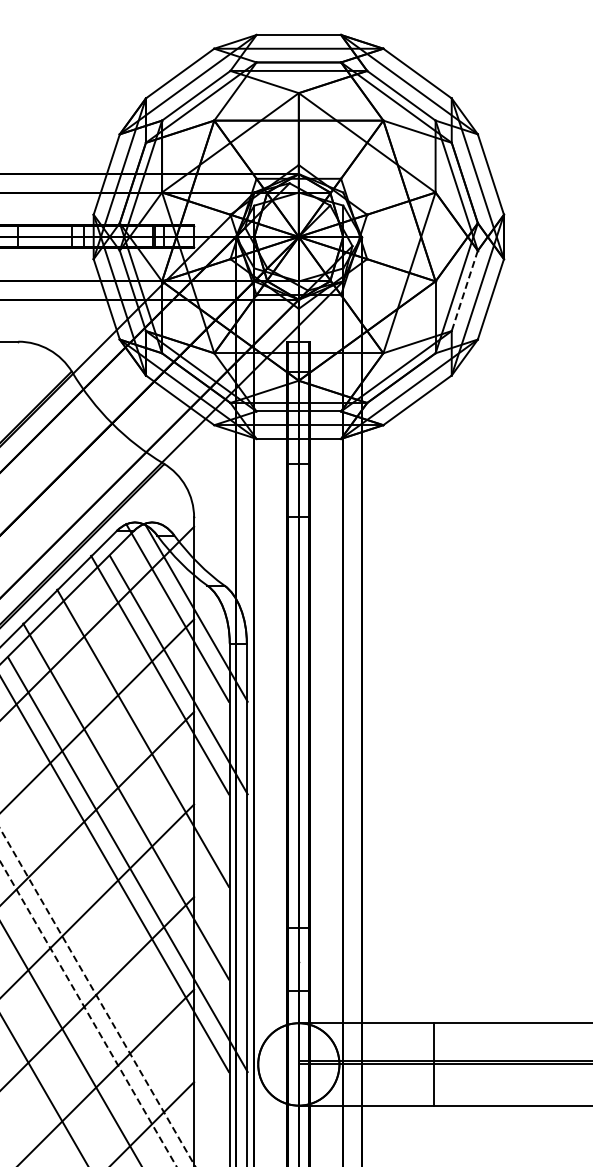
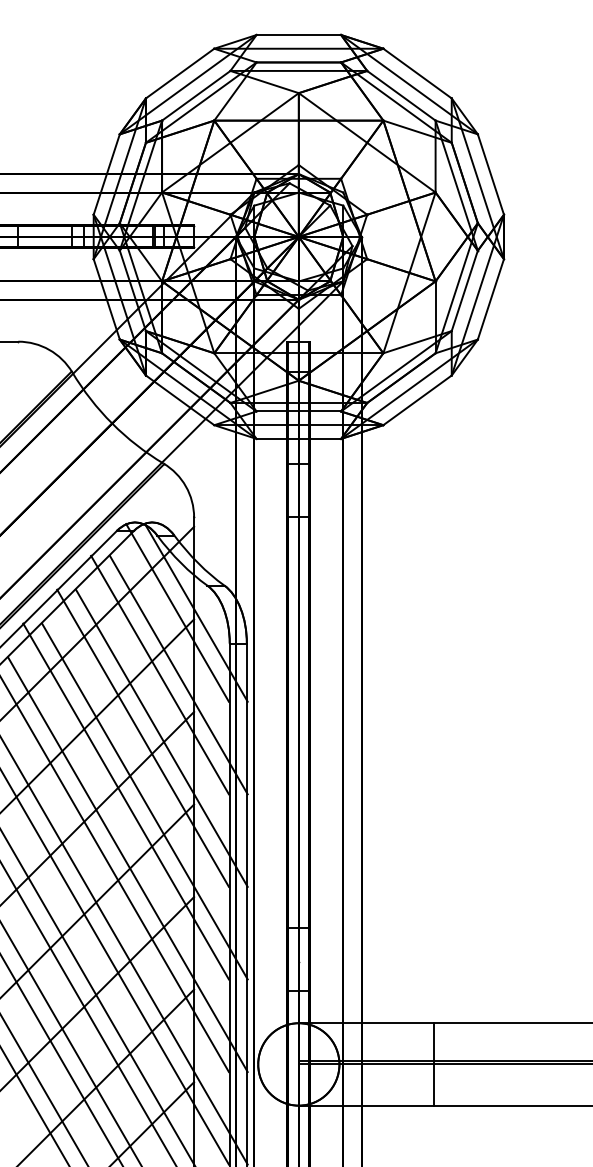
line: dashed -> solid (464, 291)
line: none -> present (161, 737)
line: none -> present (144, 801)
line: none -> present (124, 951)
line: none -> present (115, 967)
line: dashed -> solid (97, 997)
line: dashed -> solid (88, 1014)
line: none -> present (61, 1060)
line: none -> present (34, 1106)
